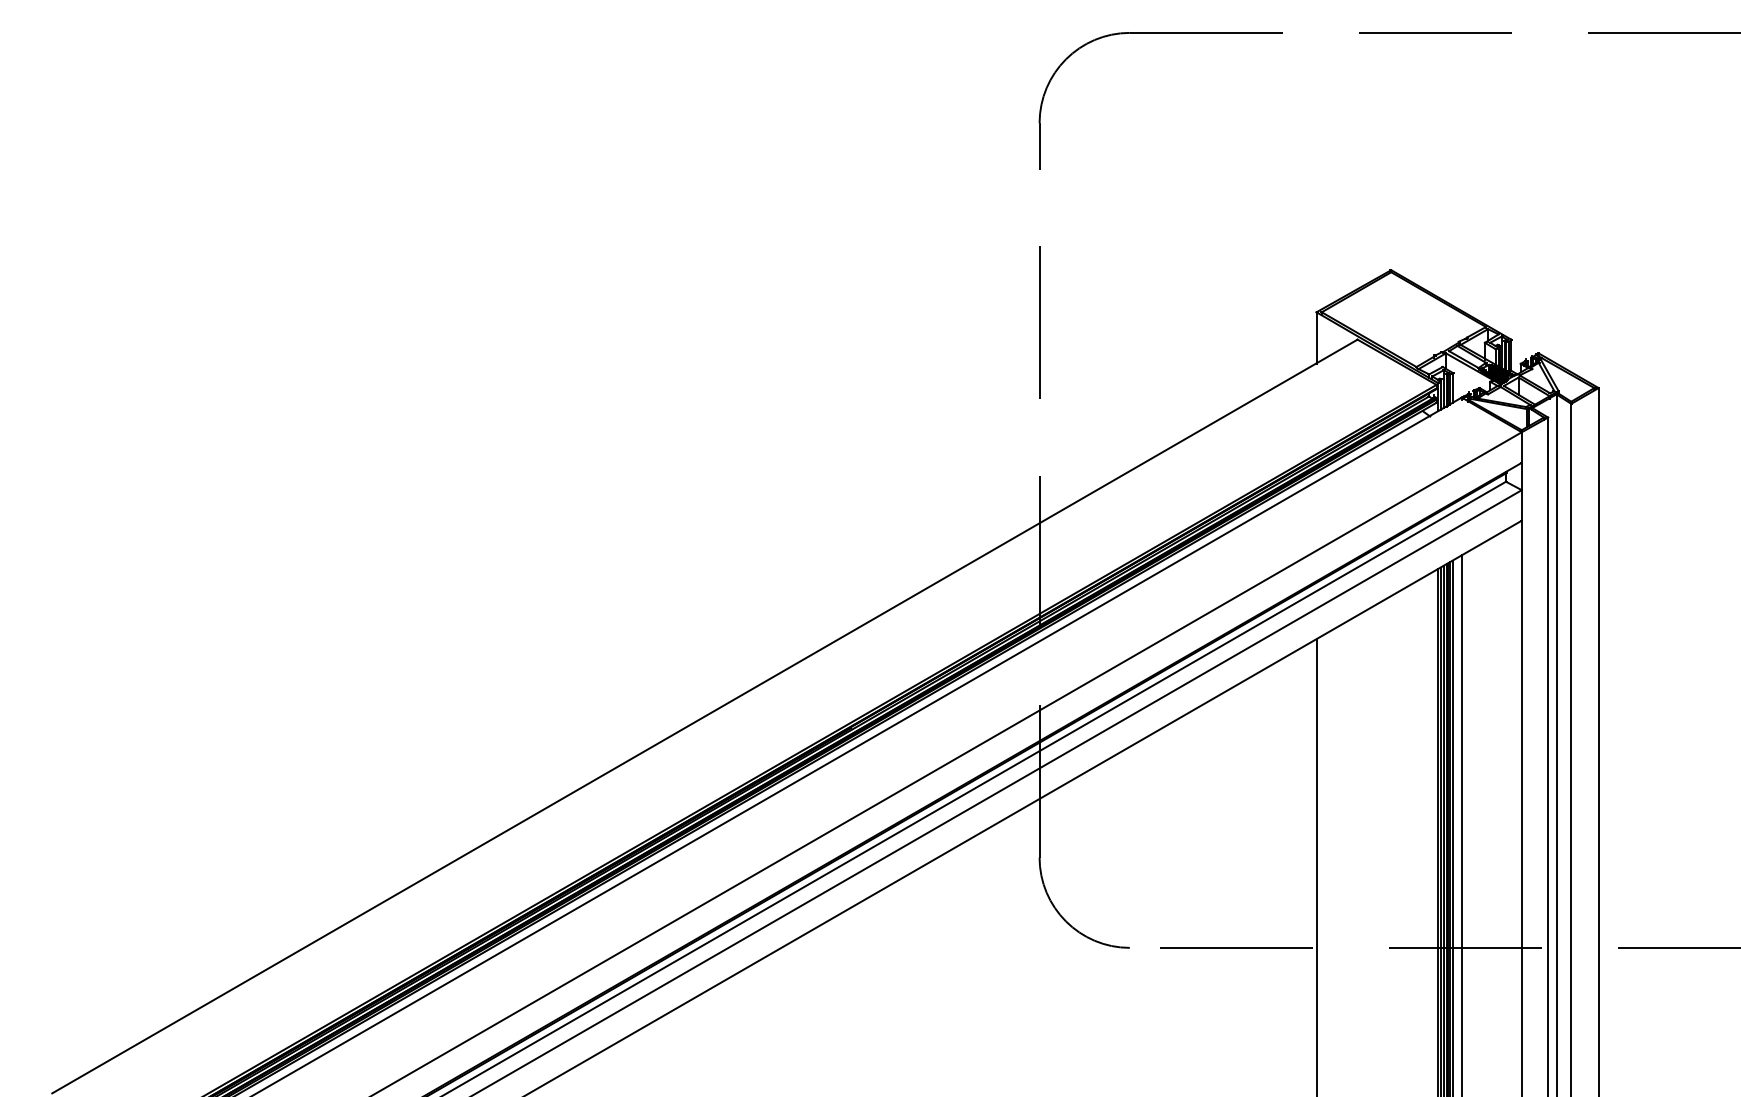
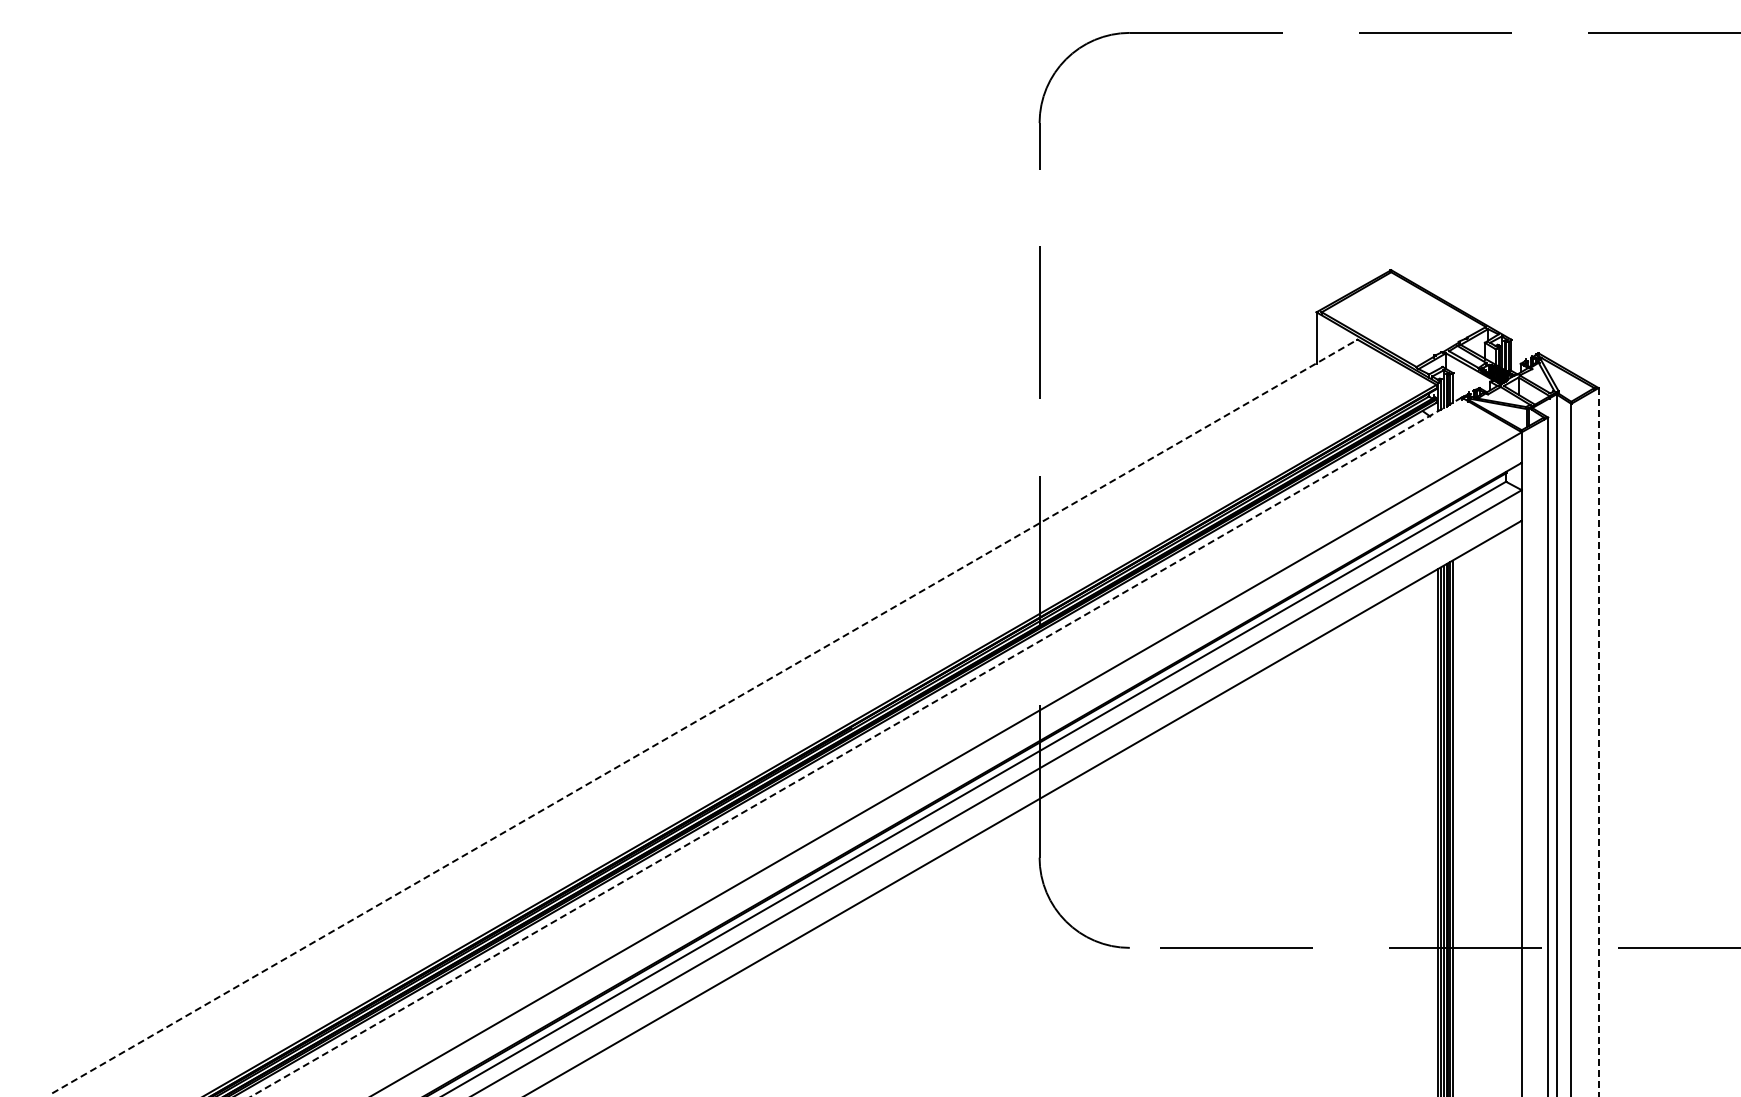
line: solid -> dashed (704, 716)
line: solid -> dashed (1598, 742)
line: solid -> dashed (855, 747)
line: present -> none (1461, 824)
line: present -> none (1316, 866)
